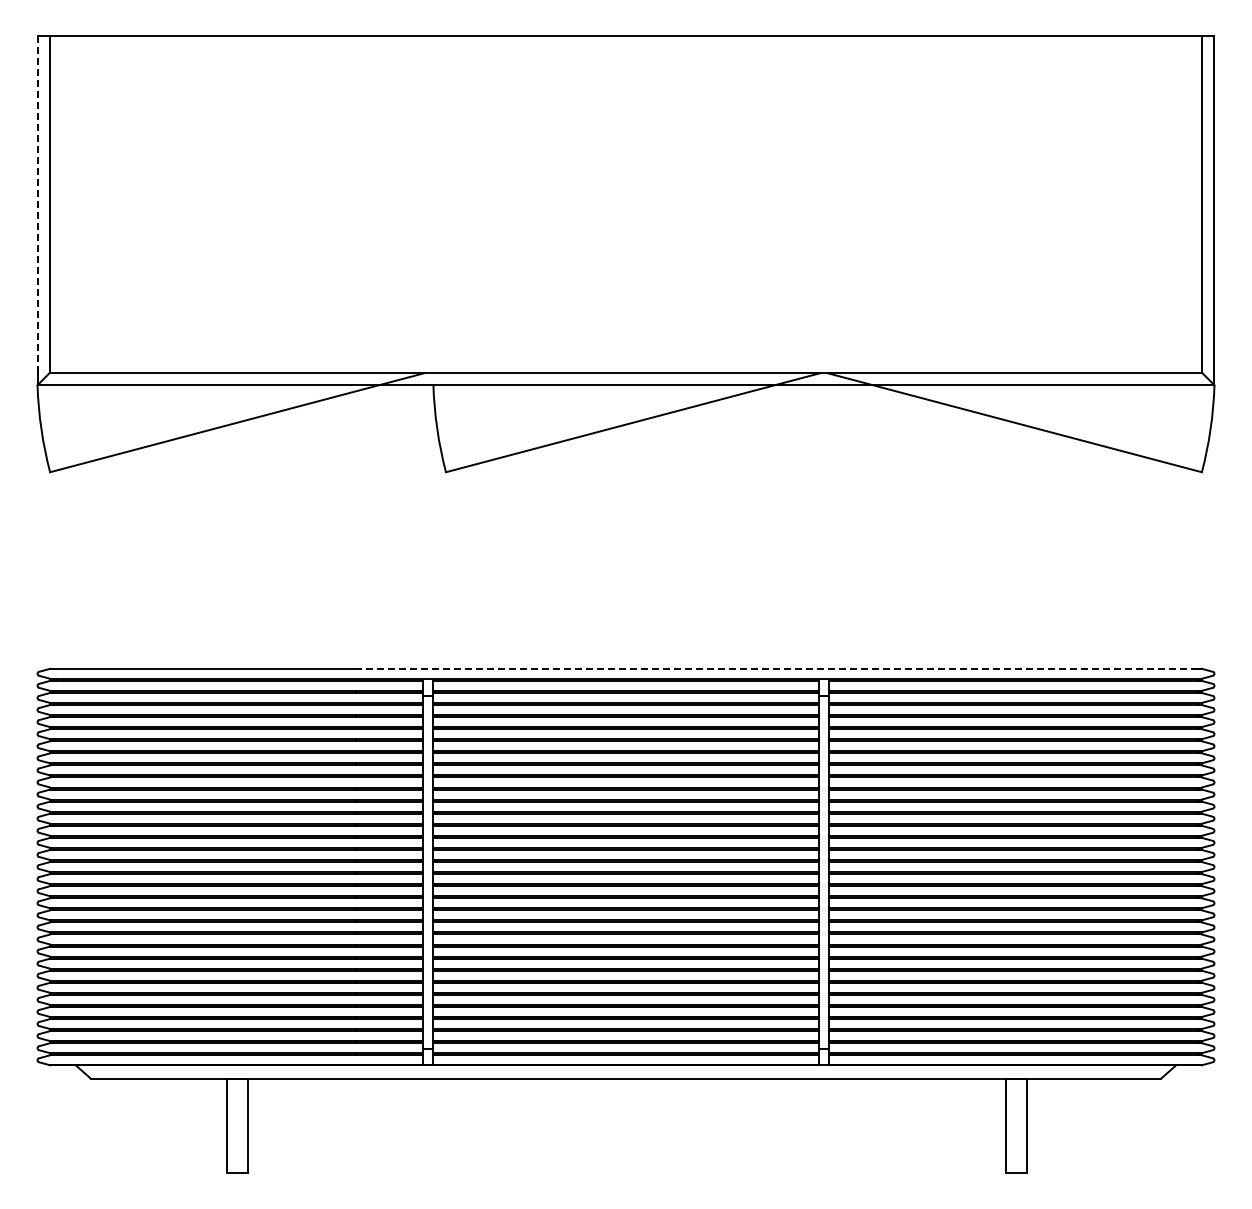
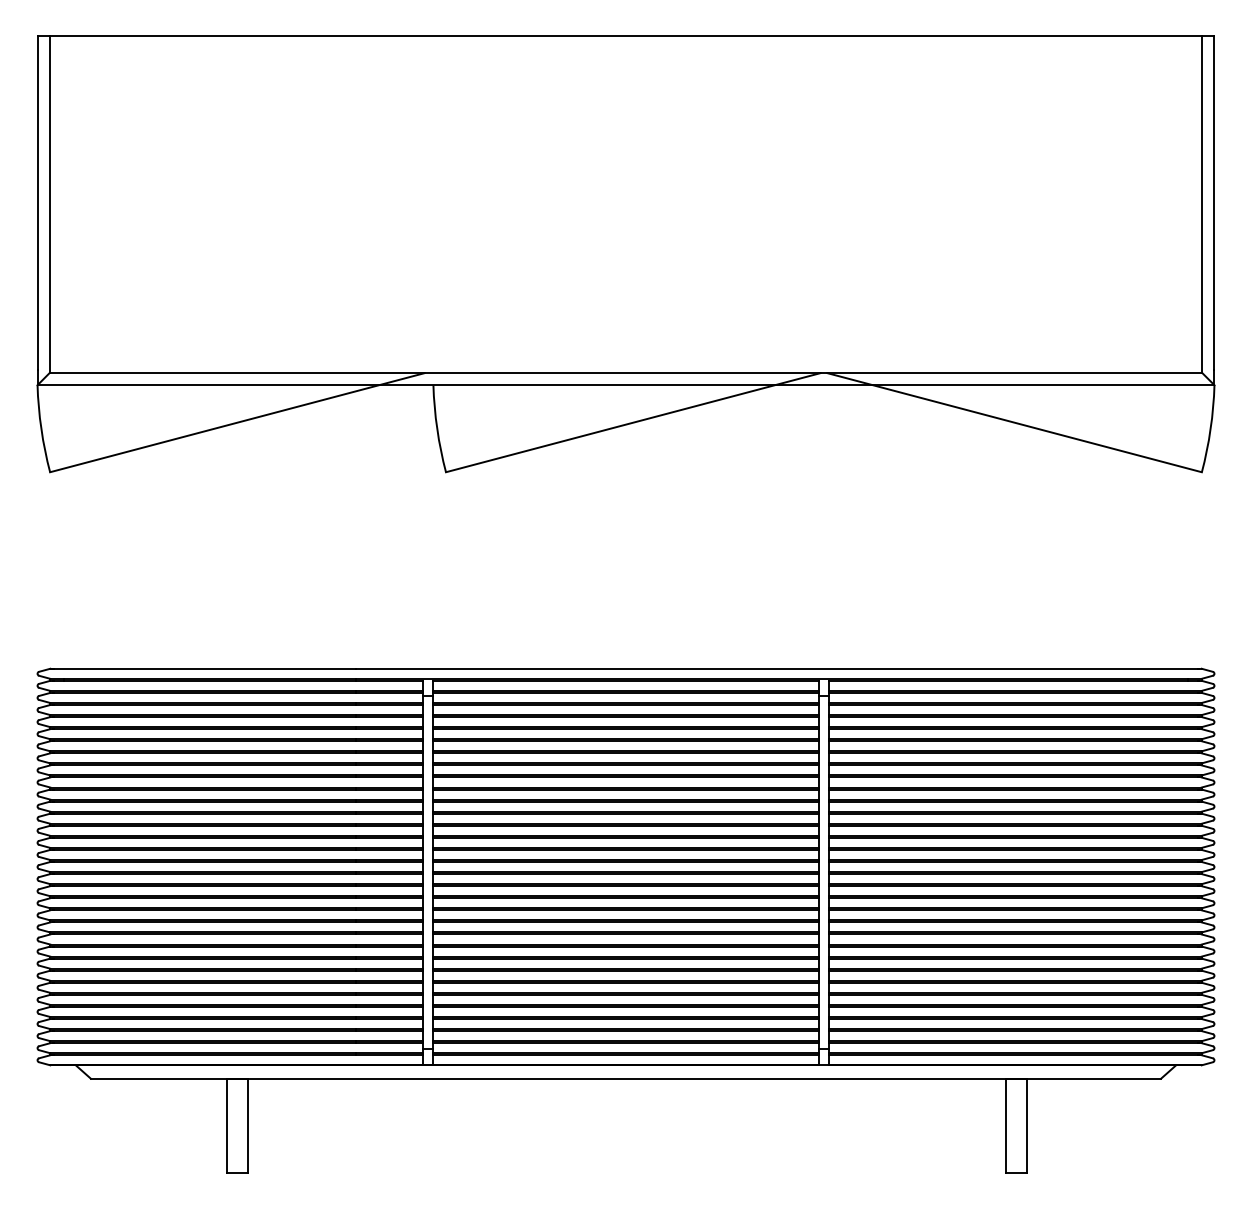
line: dashed -> solid (37, 203)
line: dashed -> solid (776, 668)
